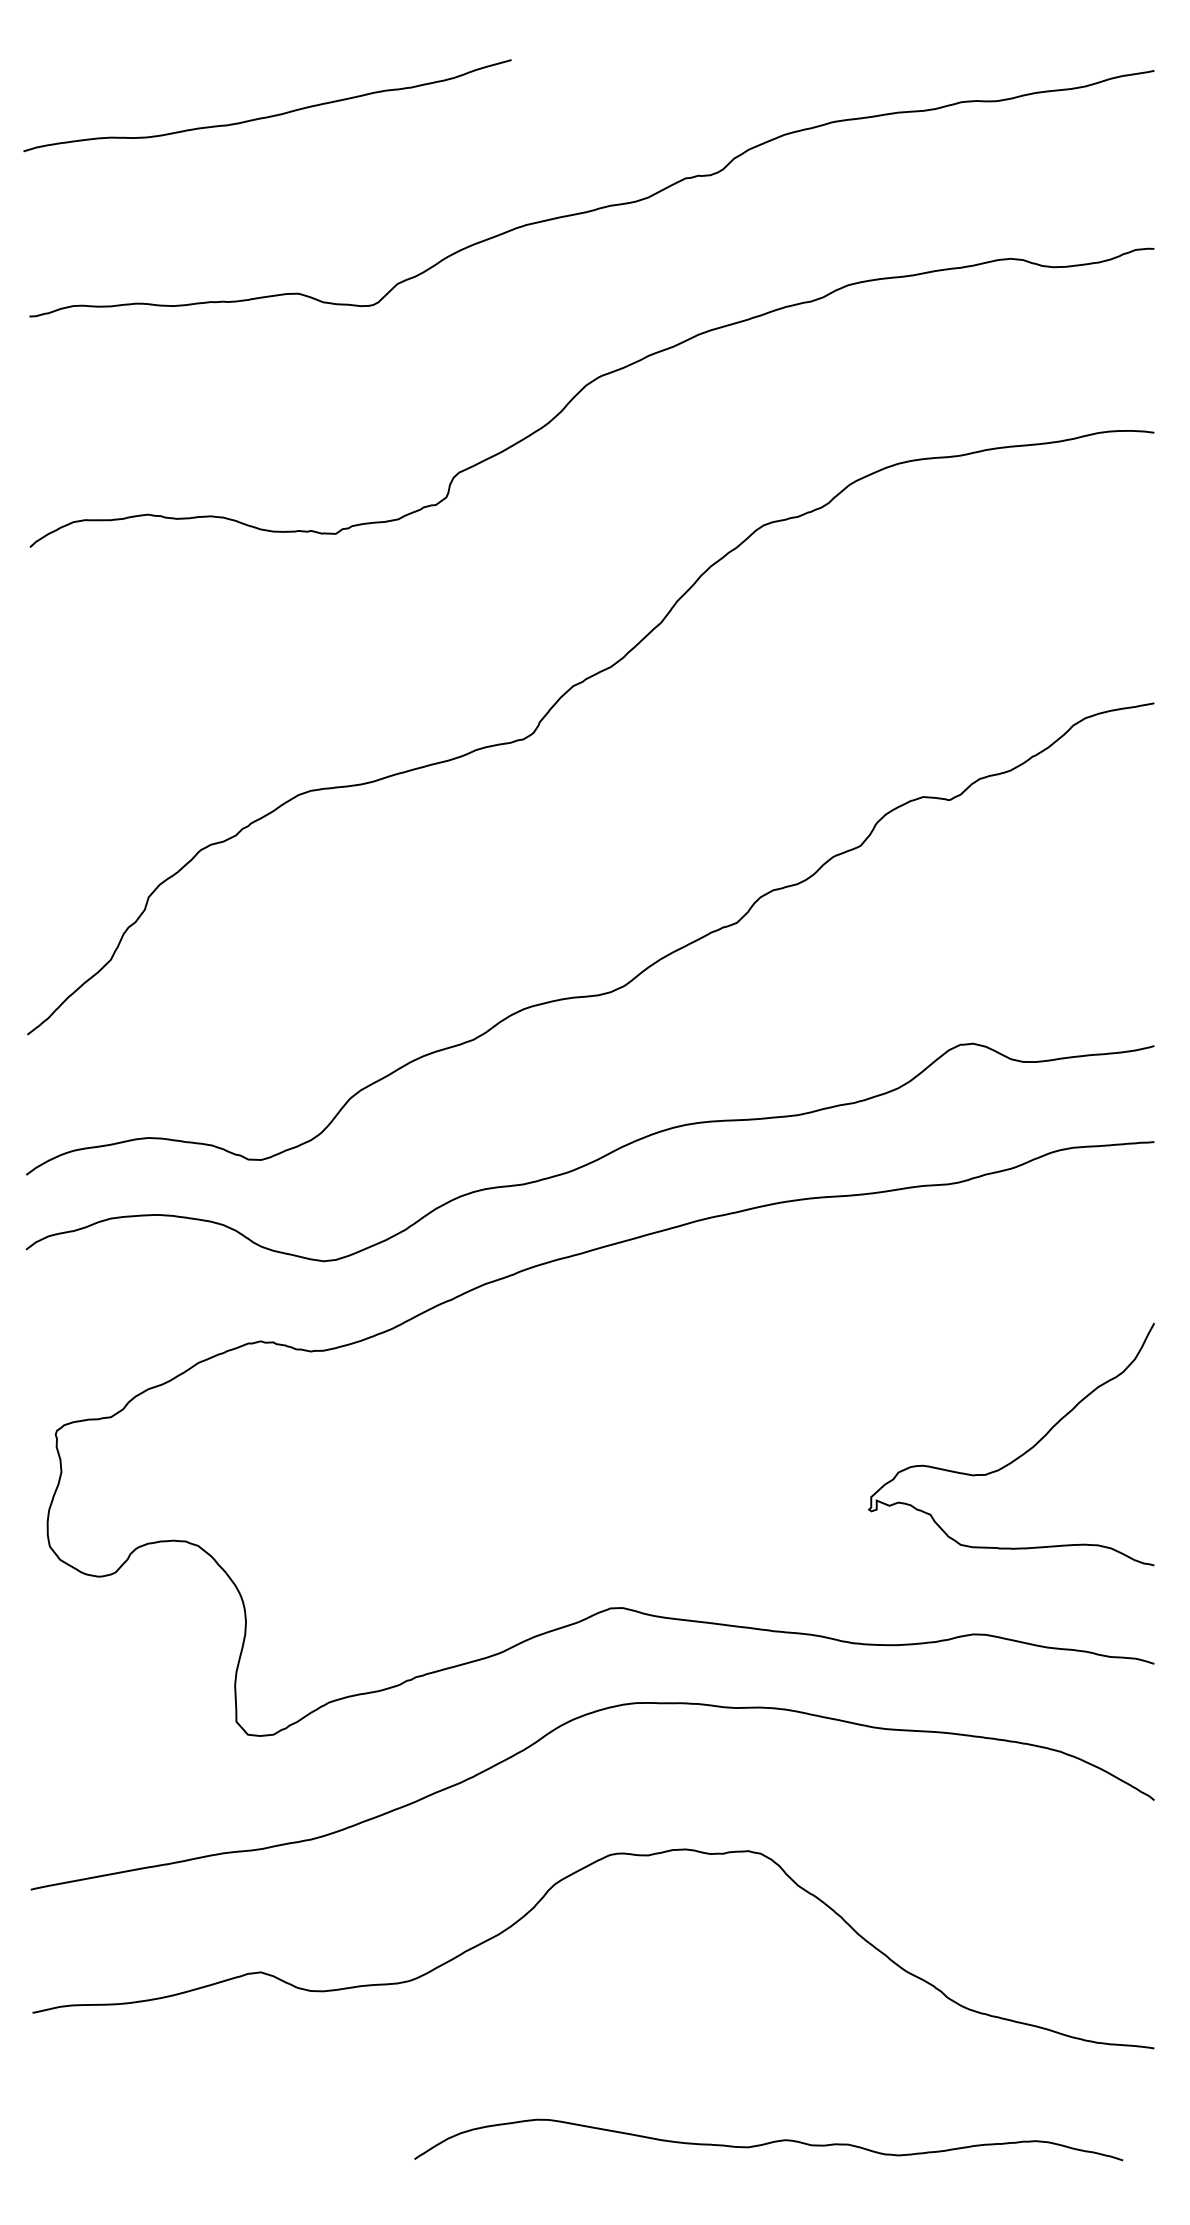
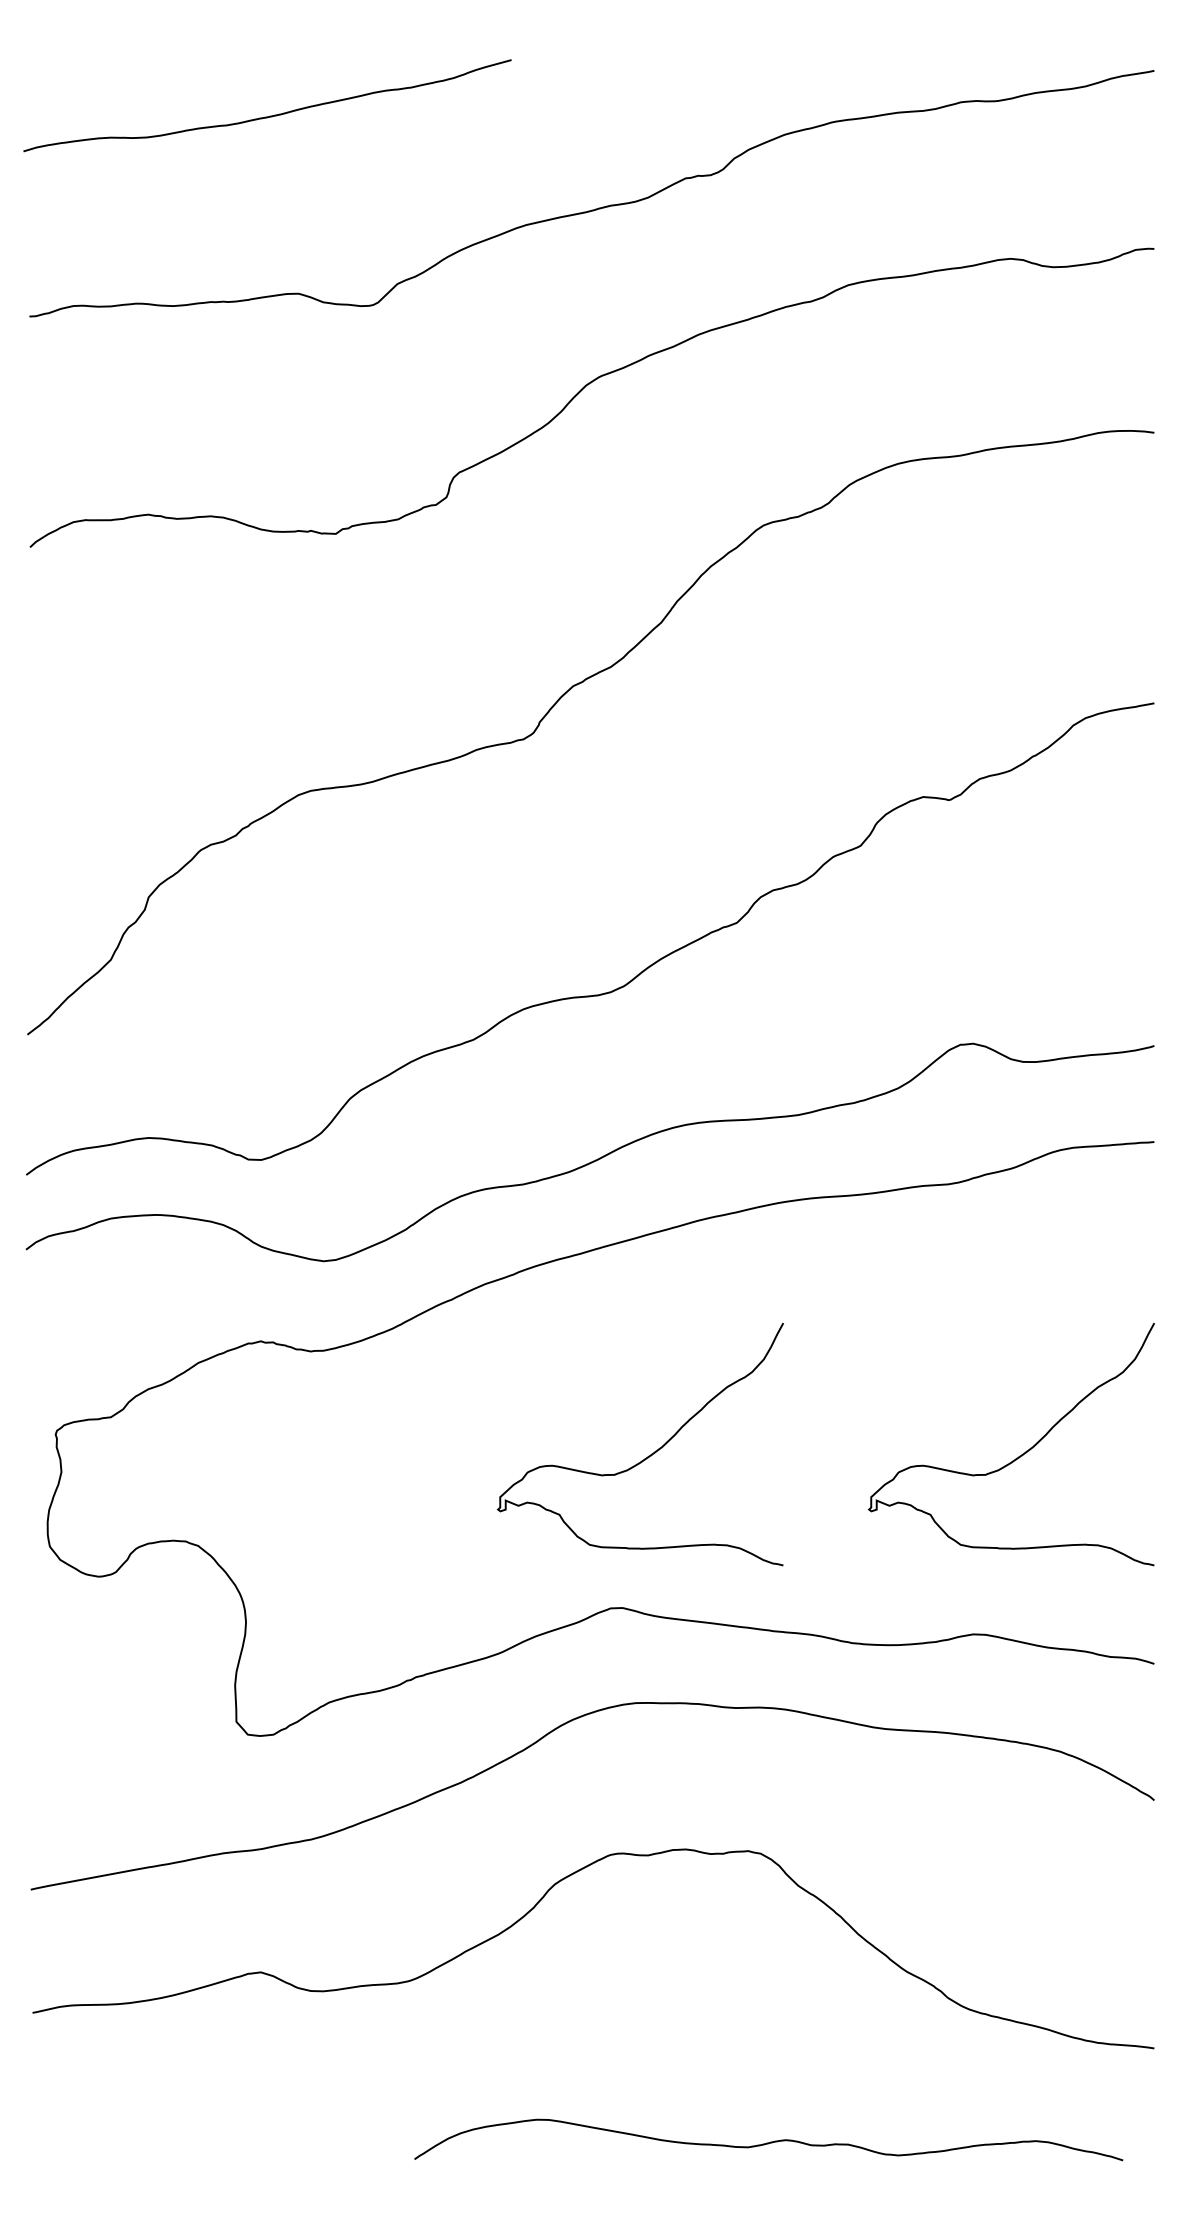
curve: none -> present (648, 1455)
